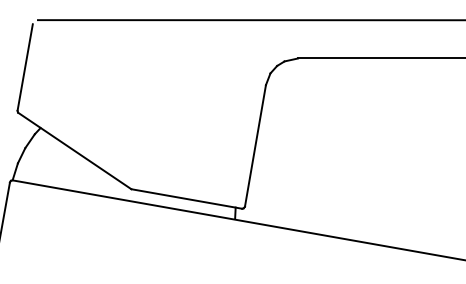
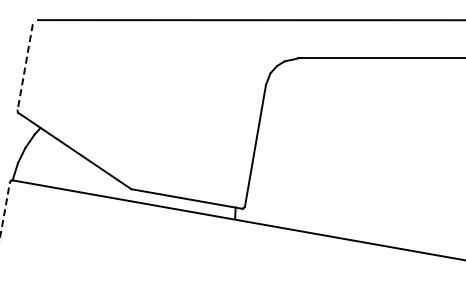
line: solid -> dashed (25, 67)
line: solid -> dashed (5, 209)
